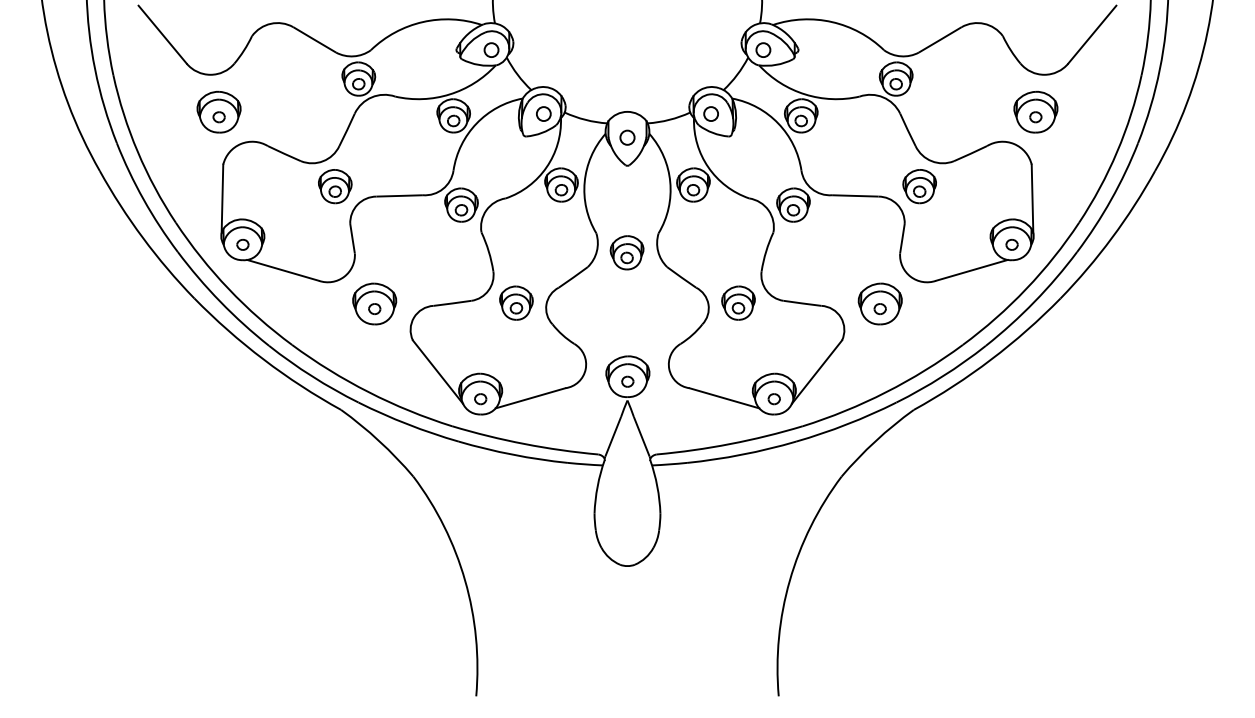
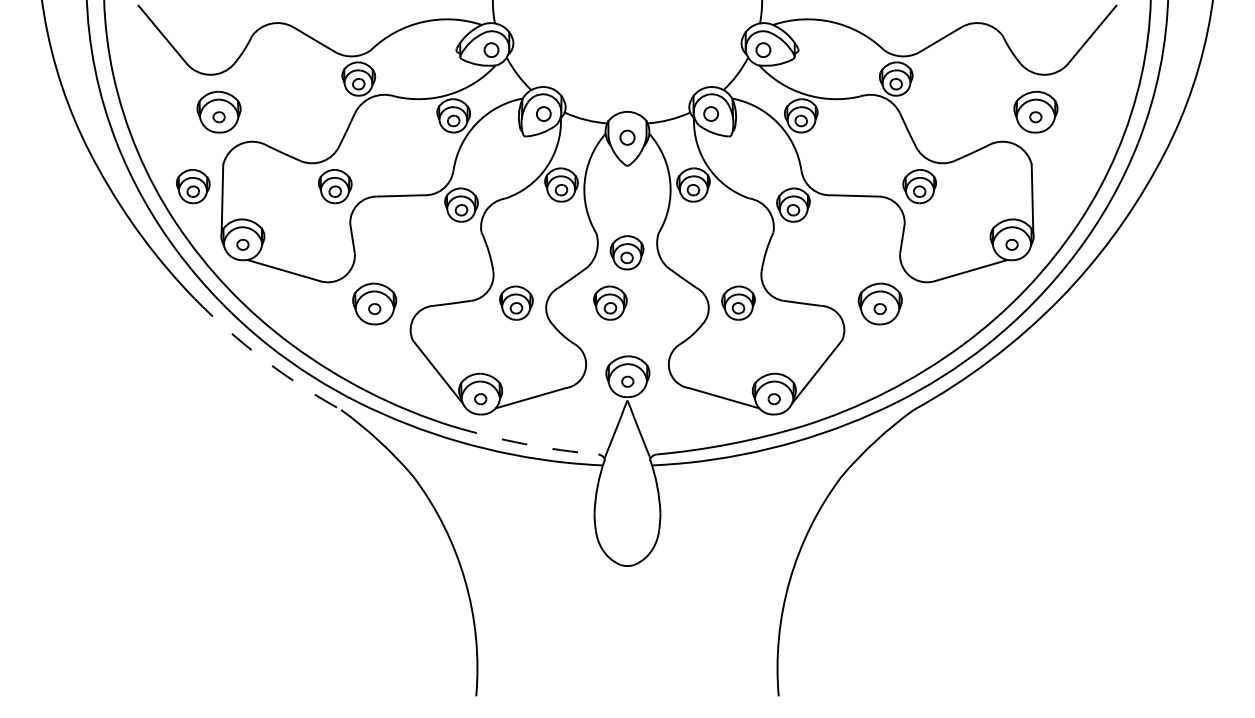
part: none -> present (193, 186)
part: none -> present (610, 302)
arc: solid -> dashed (263, 359)
arc: solid -> dashed (524, 444)
